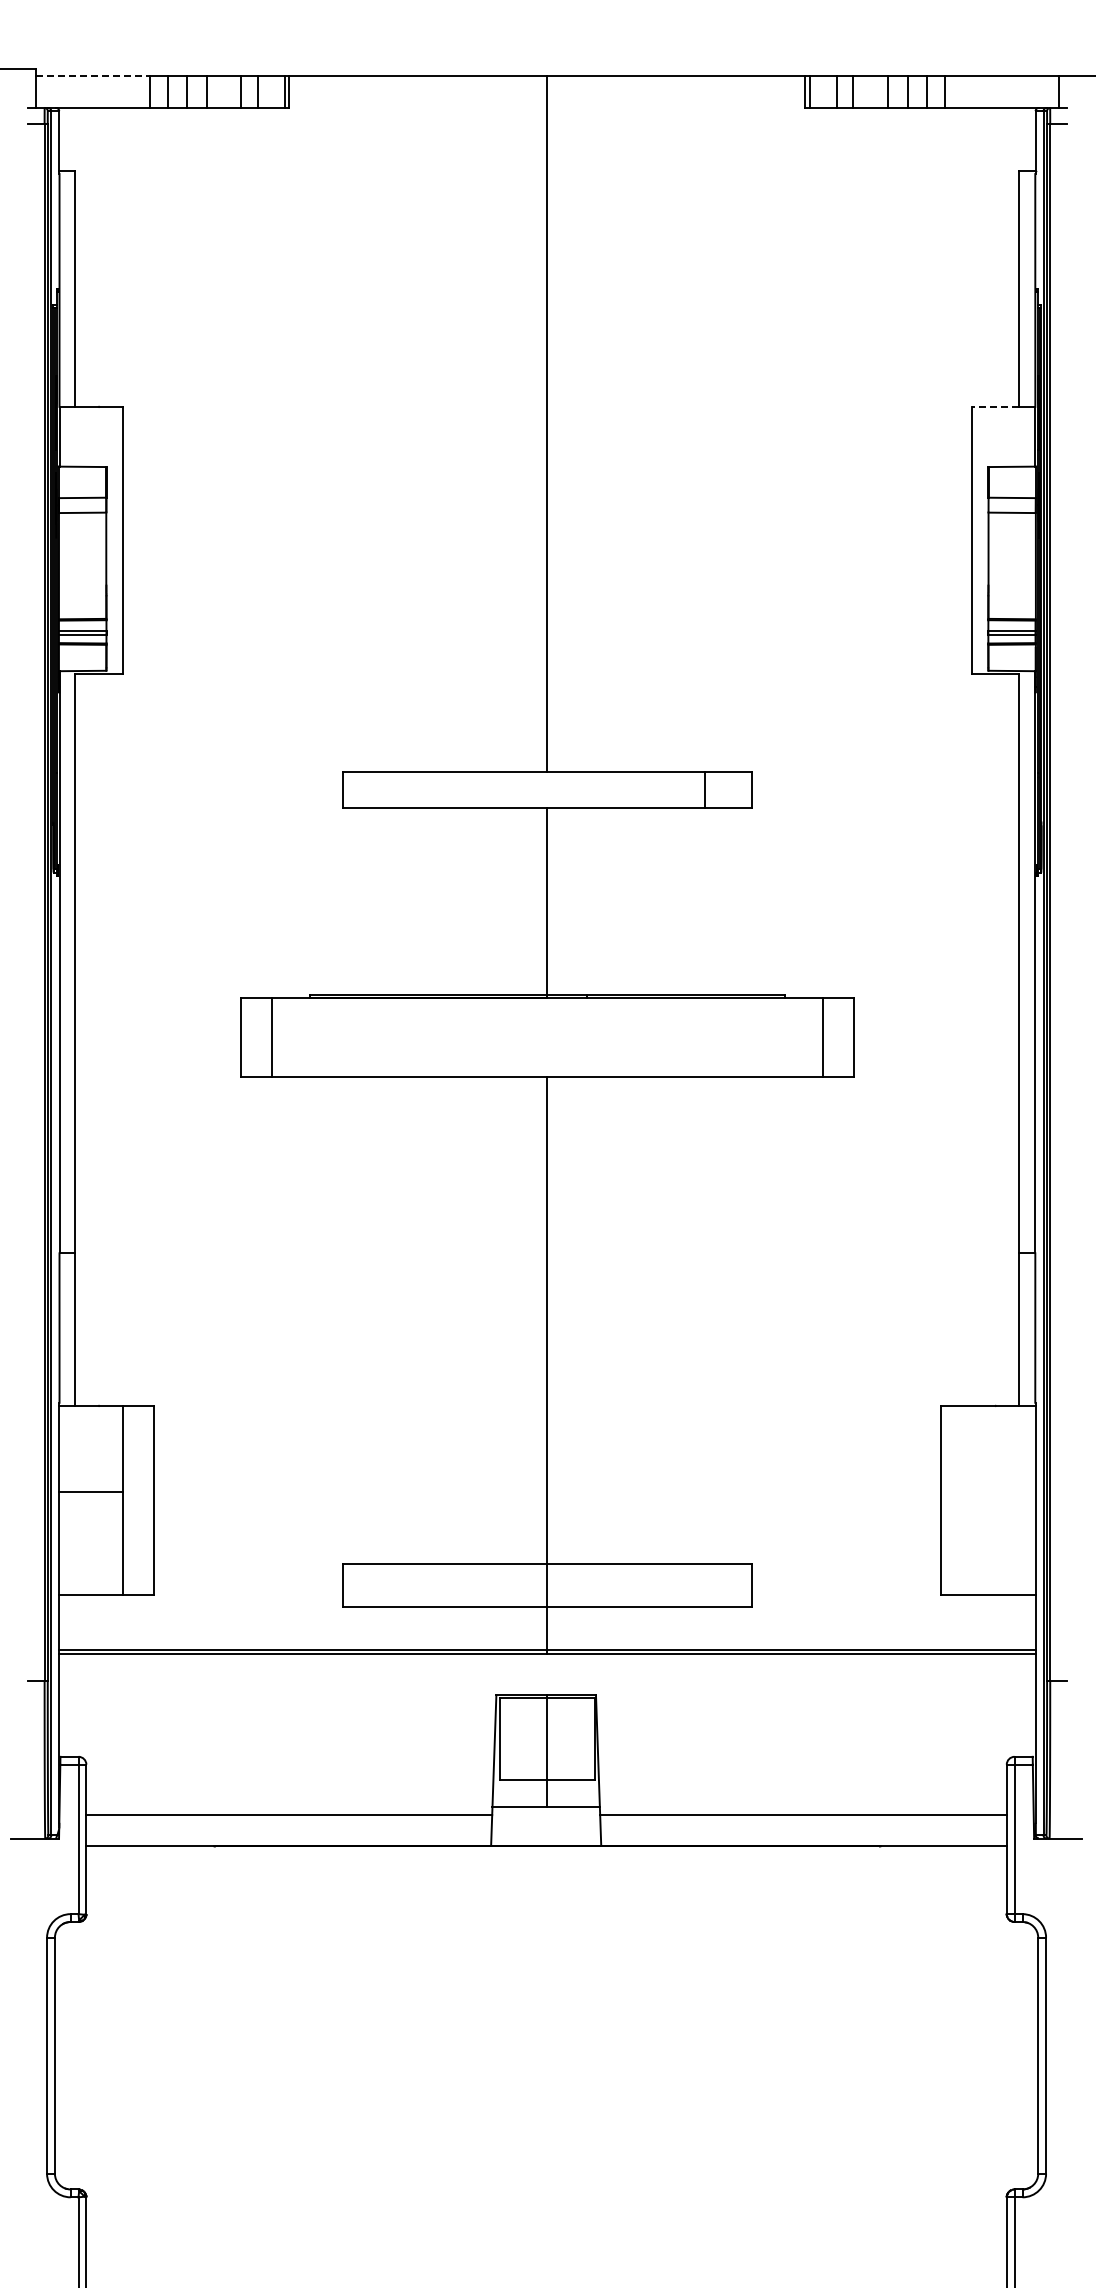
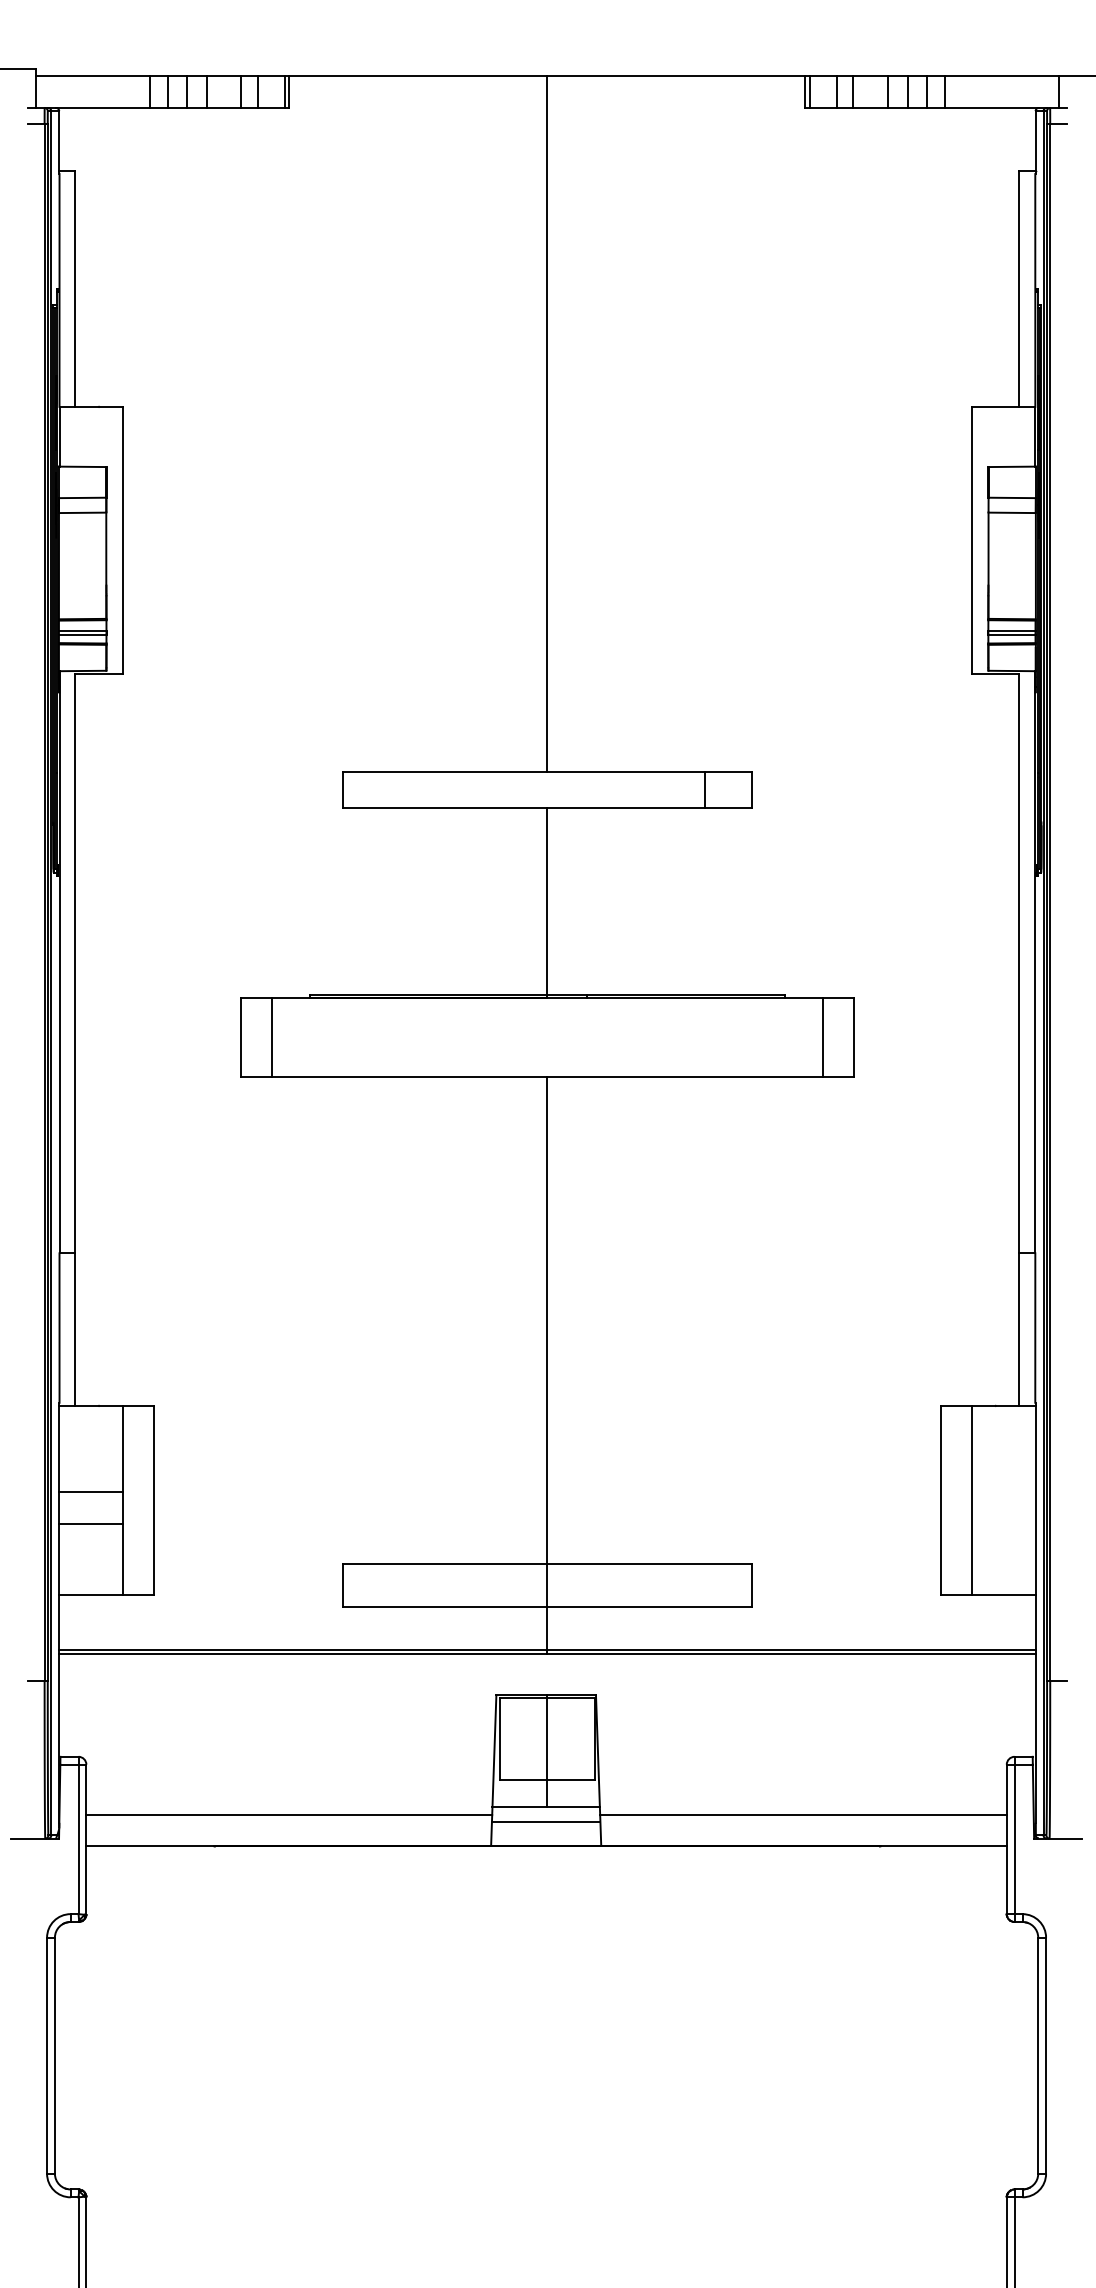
line: dashed -> solid (92, 76)
line: dashed -> solid (995, 406)
line: none -> present (972, 1499)
line: none -> present (90, 1523)
line: none -> present (545, 1822)
